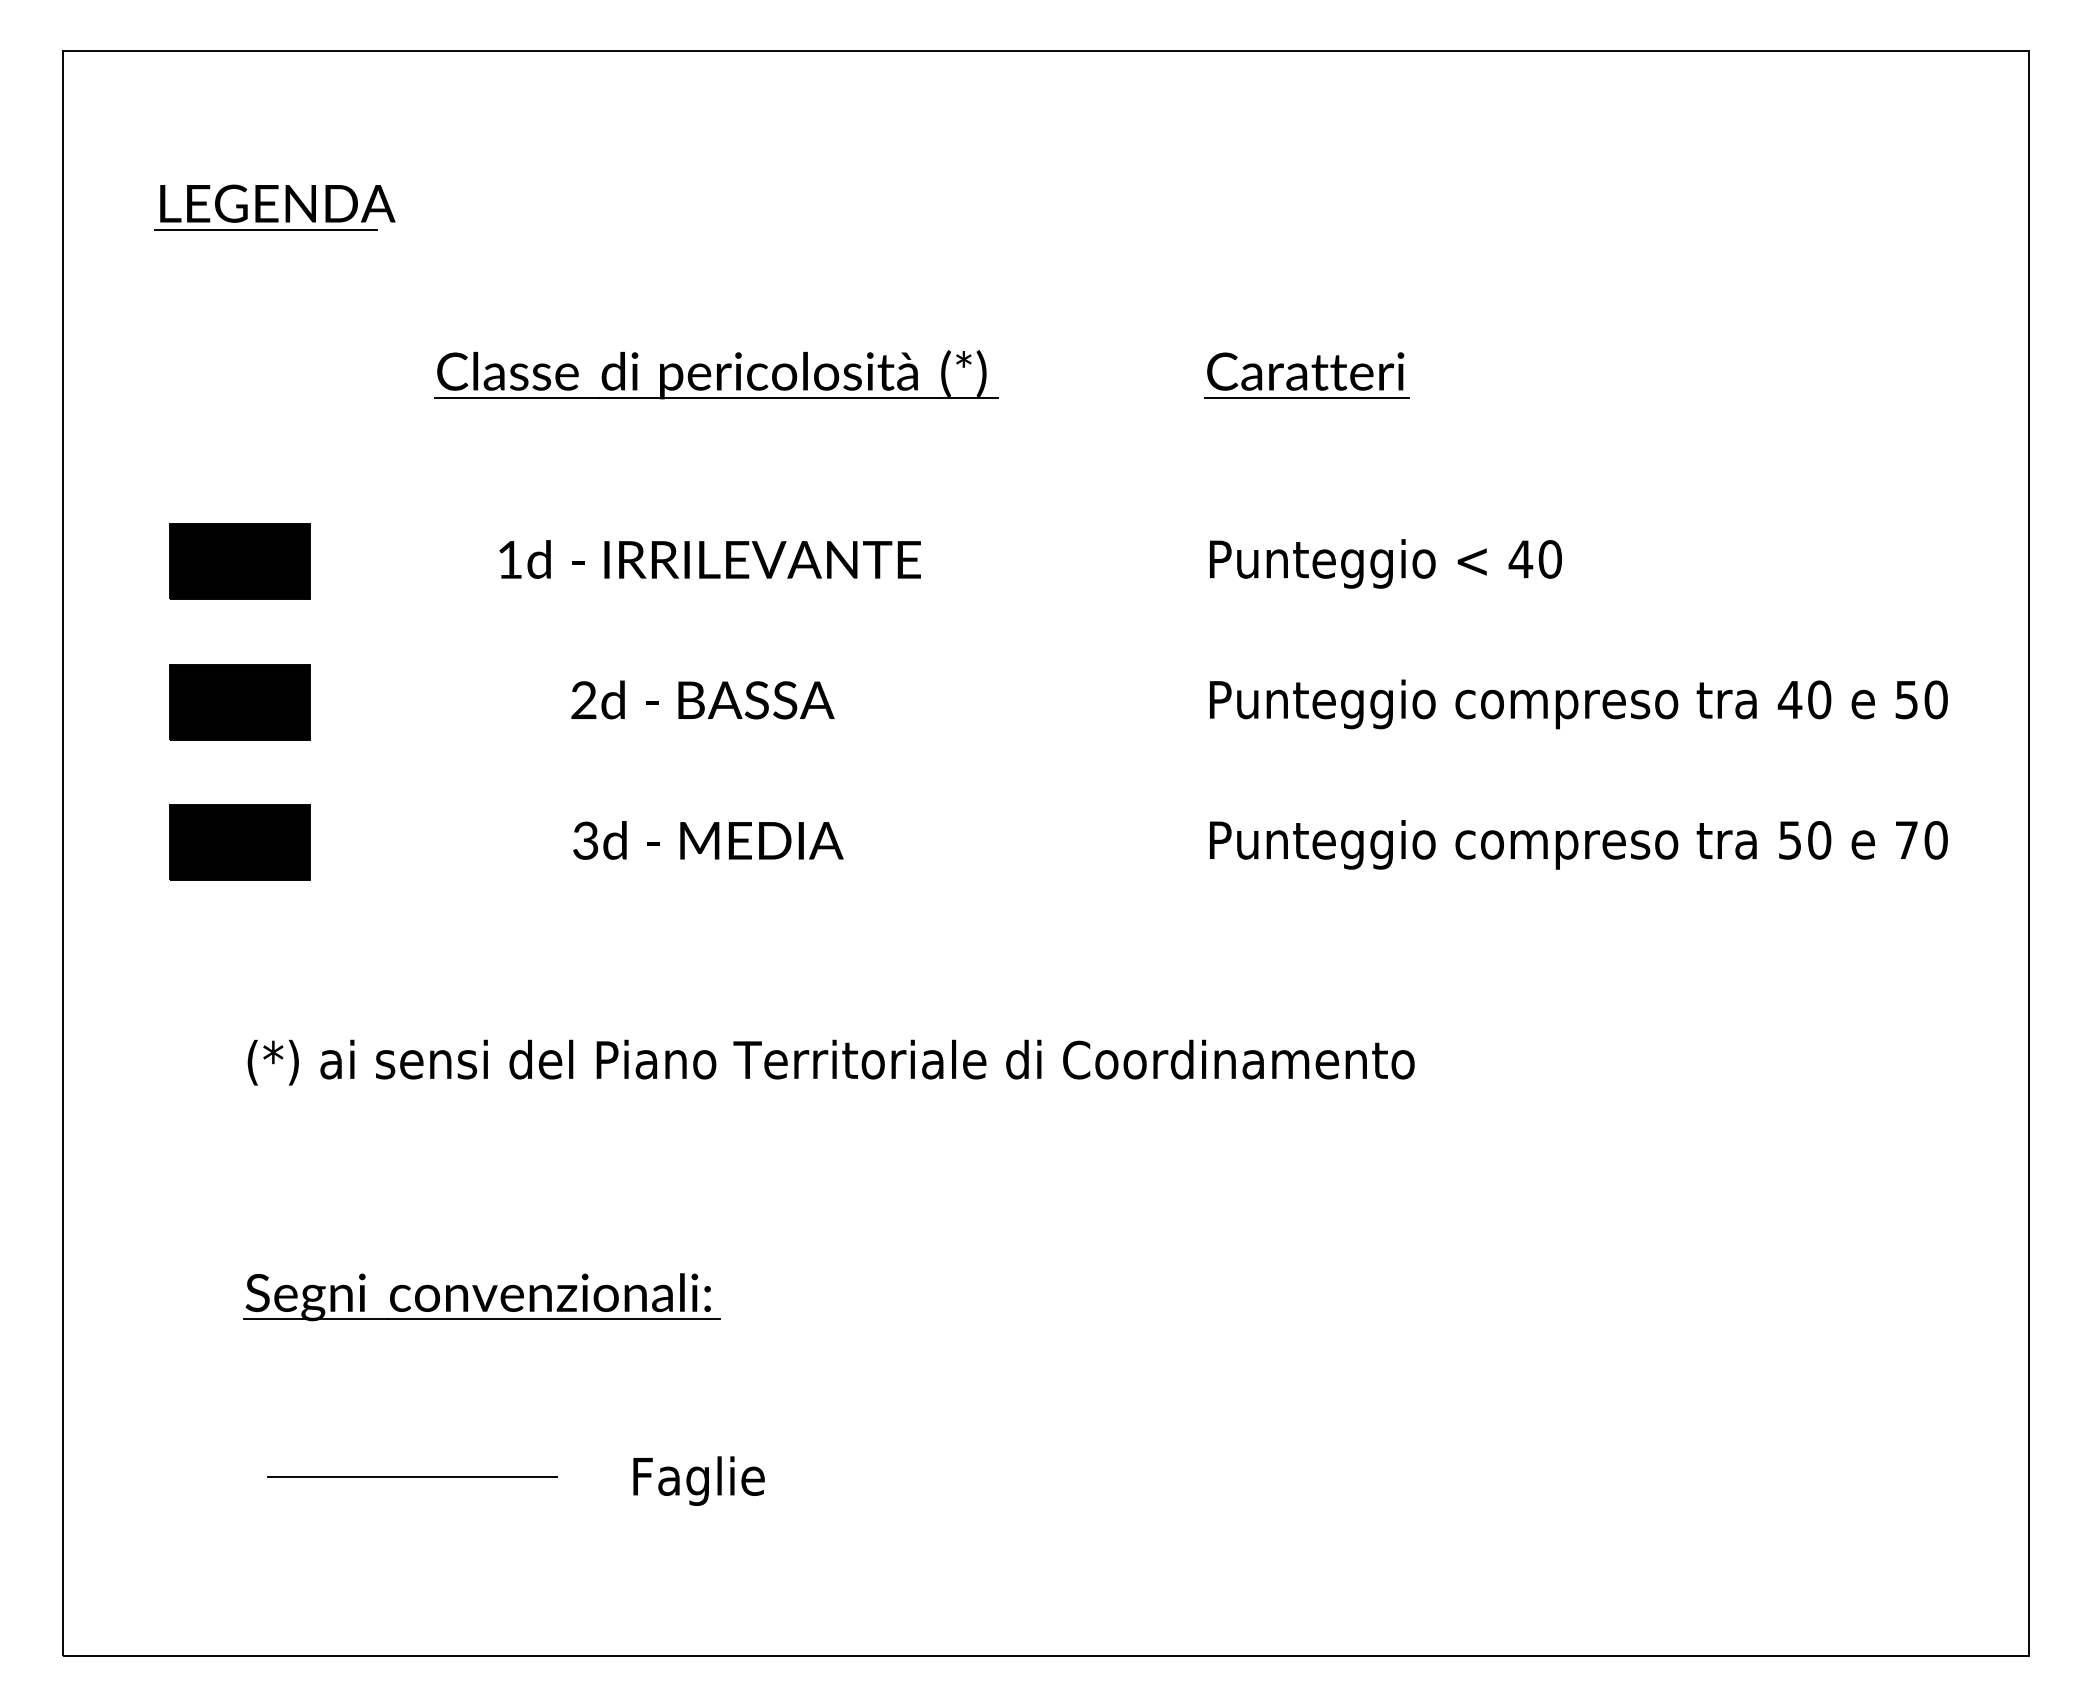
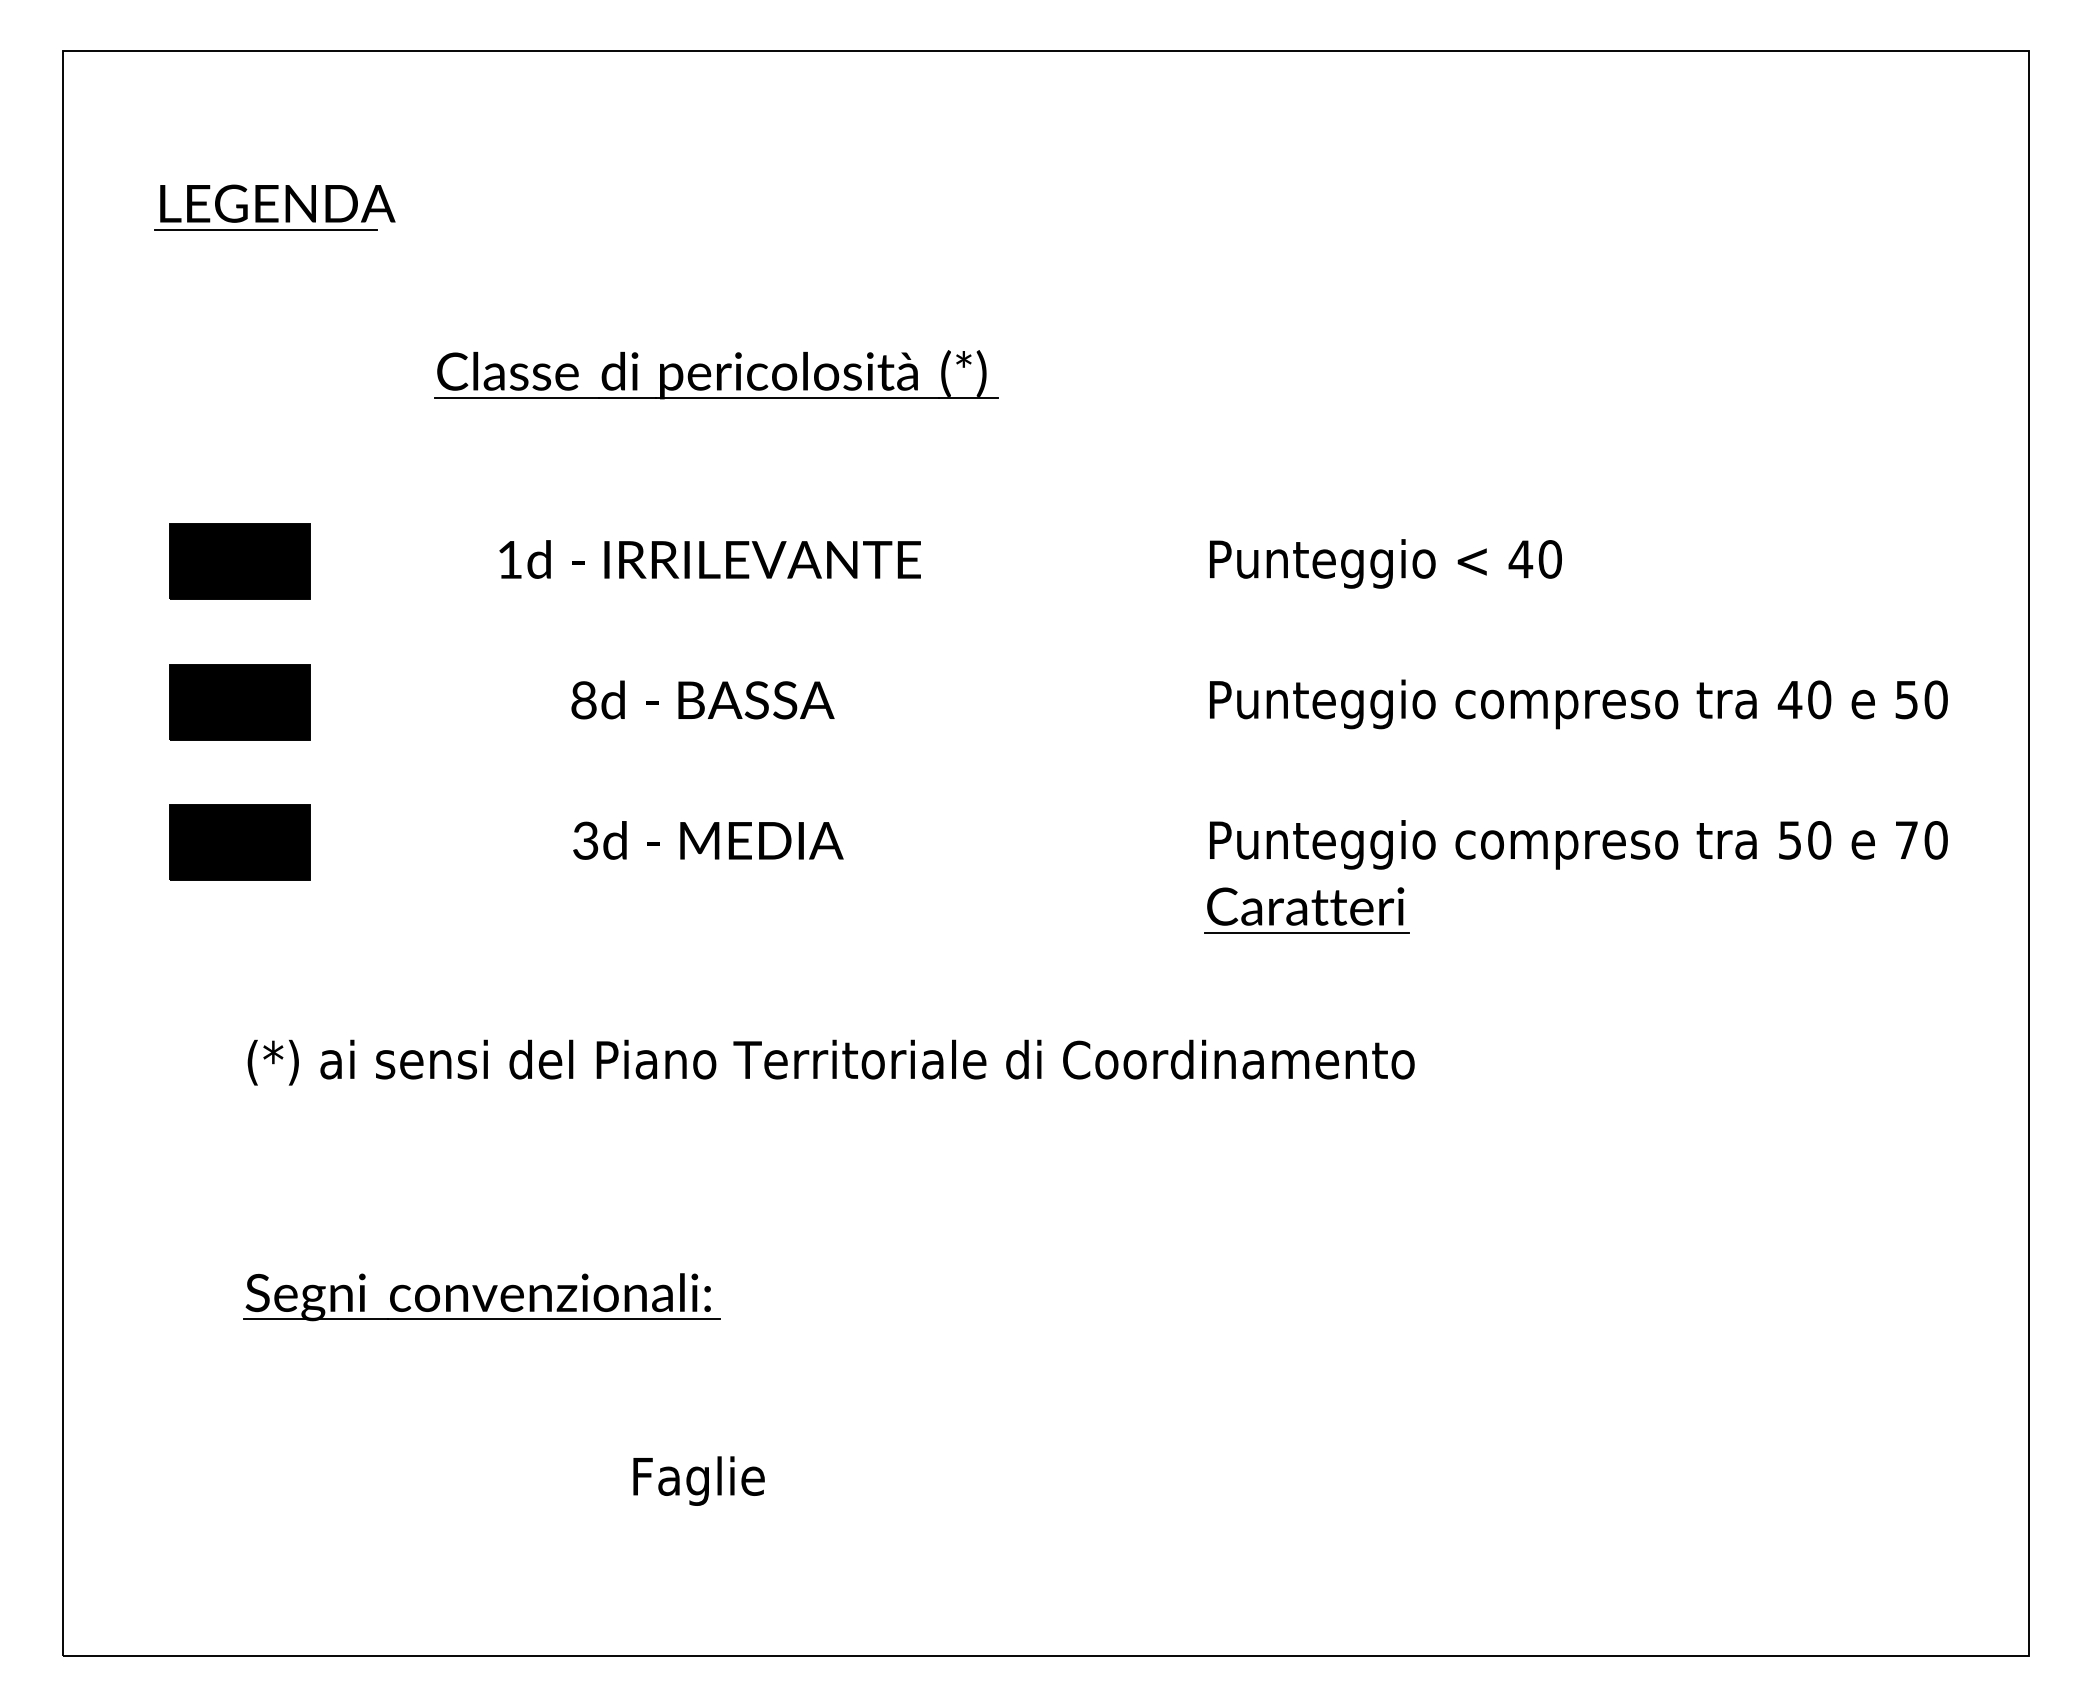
part position: (1306, 375) -> (1306, 910) (1306, 910)
text: 2d -> 8d (583, 700)
line: present -> none (412, 1477)
